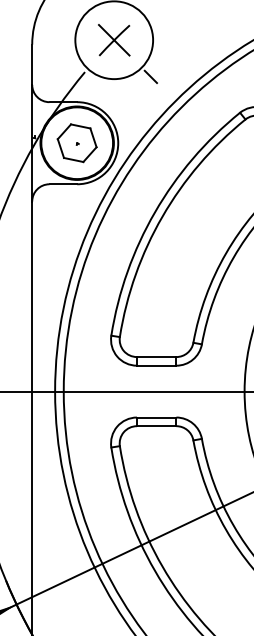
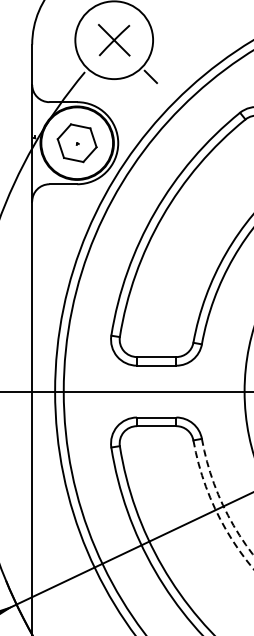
arc: solid -> dashed (220, 500)
arc: solid -> dashed (215, 508)
